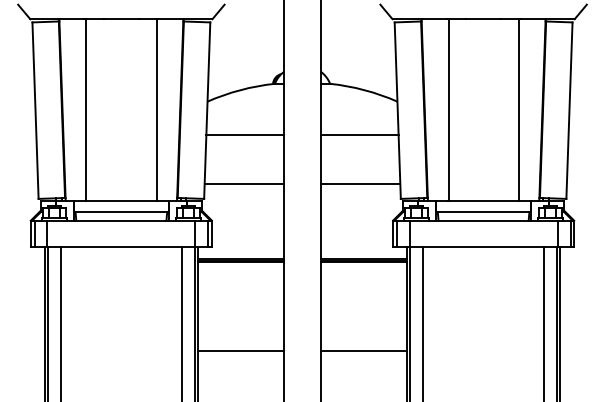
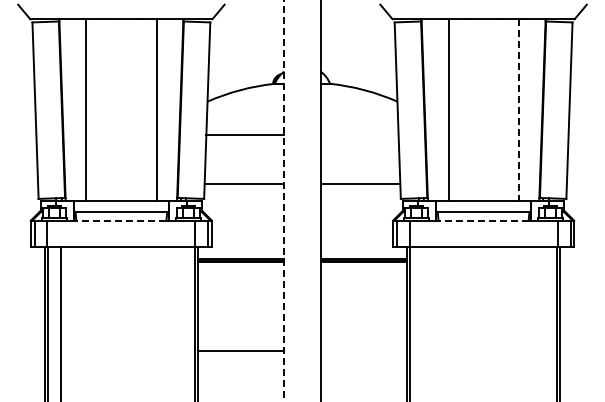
line: solid -> dashed (518, 109)
line: present -> none (359, 135)
line: solid -> dashed (284, 201)
line: solid -> dashed (120, 220)
line: solid -> dashed (483, 220)
line: present -> none (181, 322)
line: present -> none (423, 322)
line: present -> none (543, 322)
line: present -> none (363, 350)
